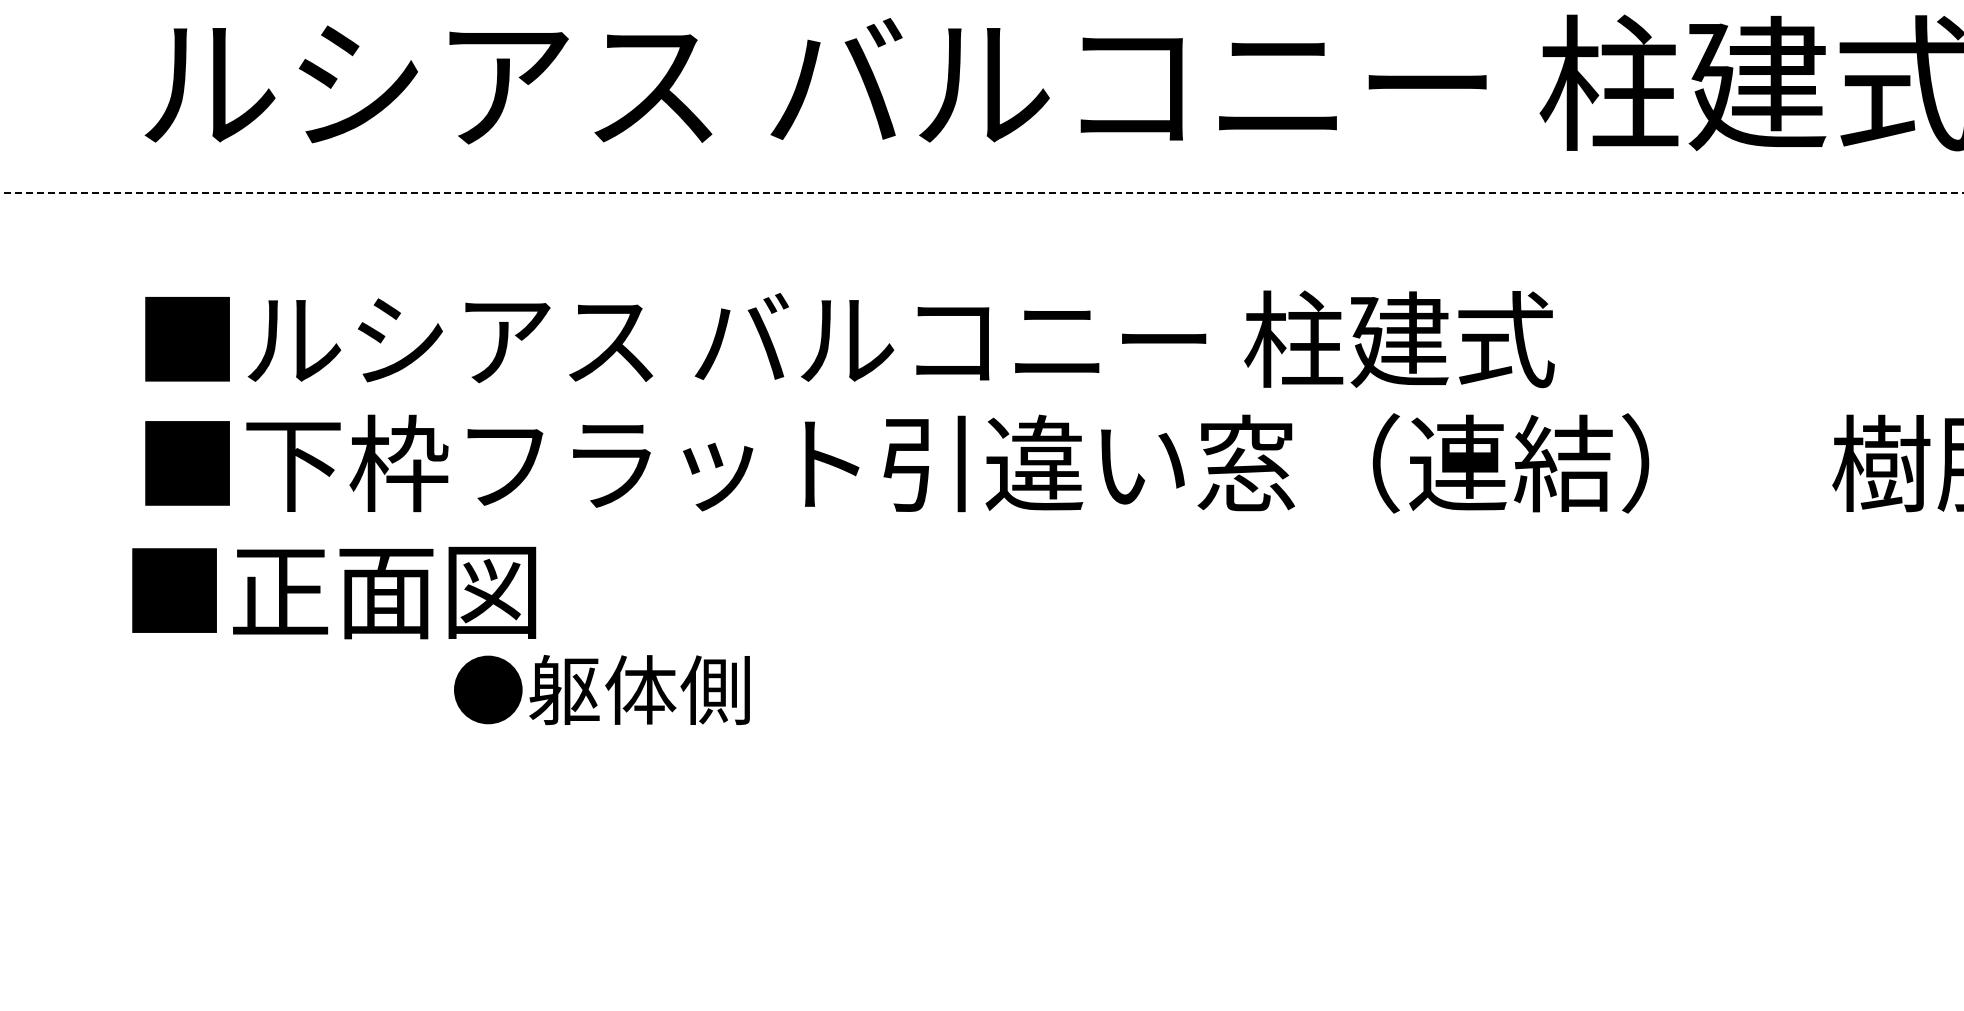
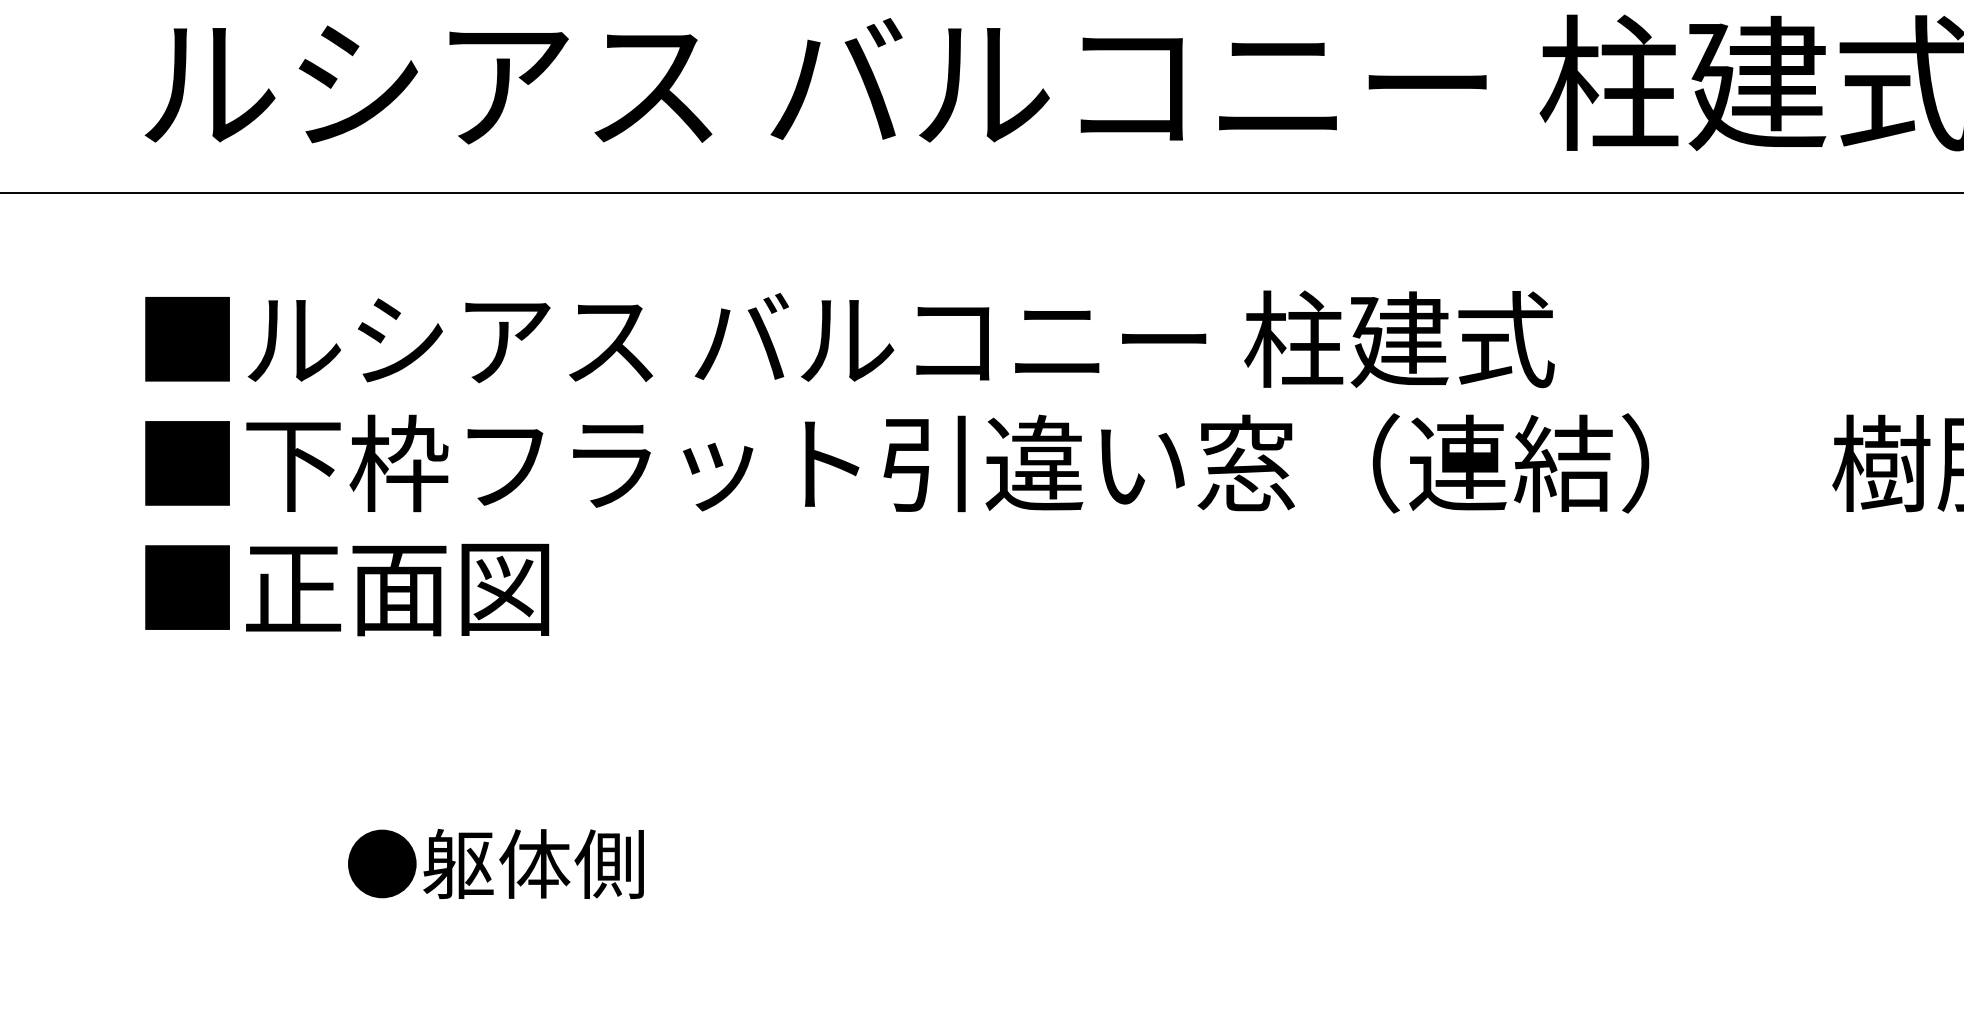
line: dashed -> solid (981, 193)
text position: (334, 592) -> (347, 589) (347, 589)
text position: (601, 689) -> (495, 863) (495, 863)
